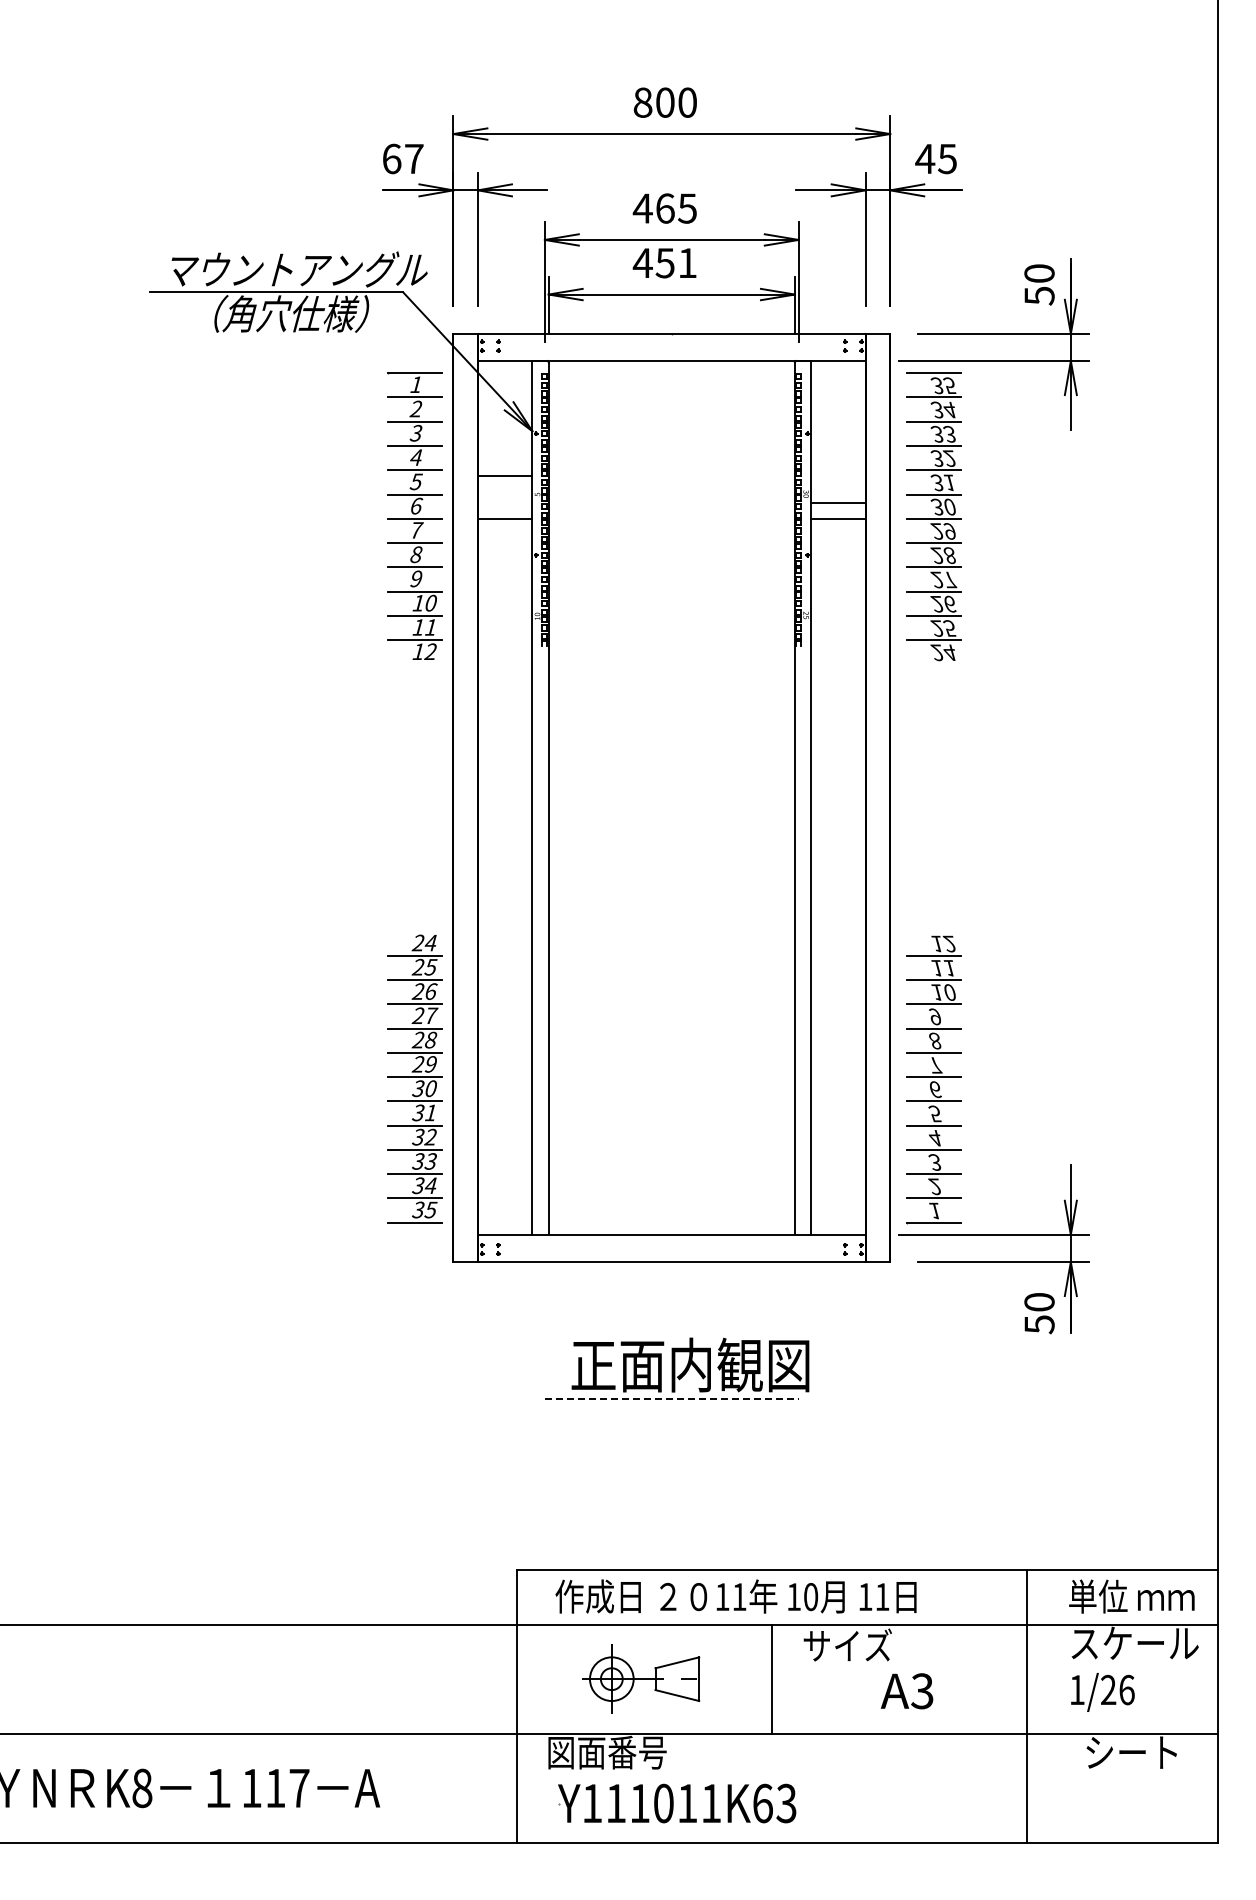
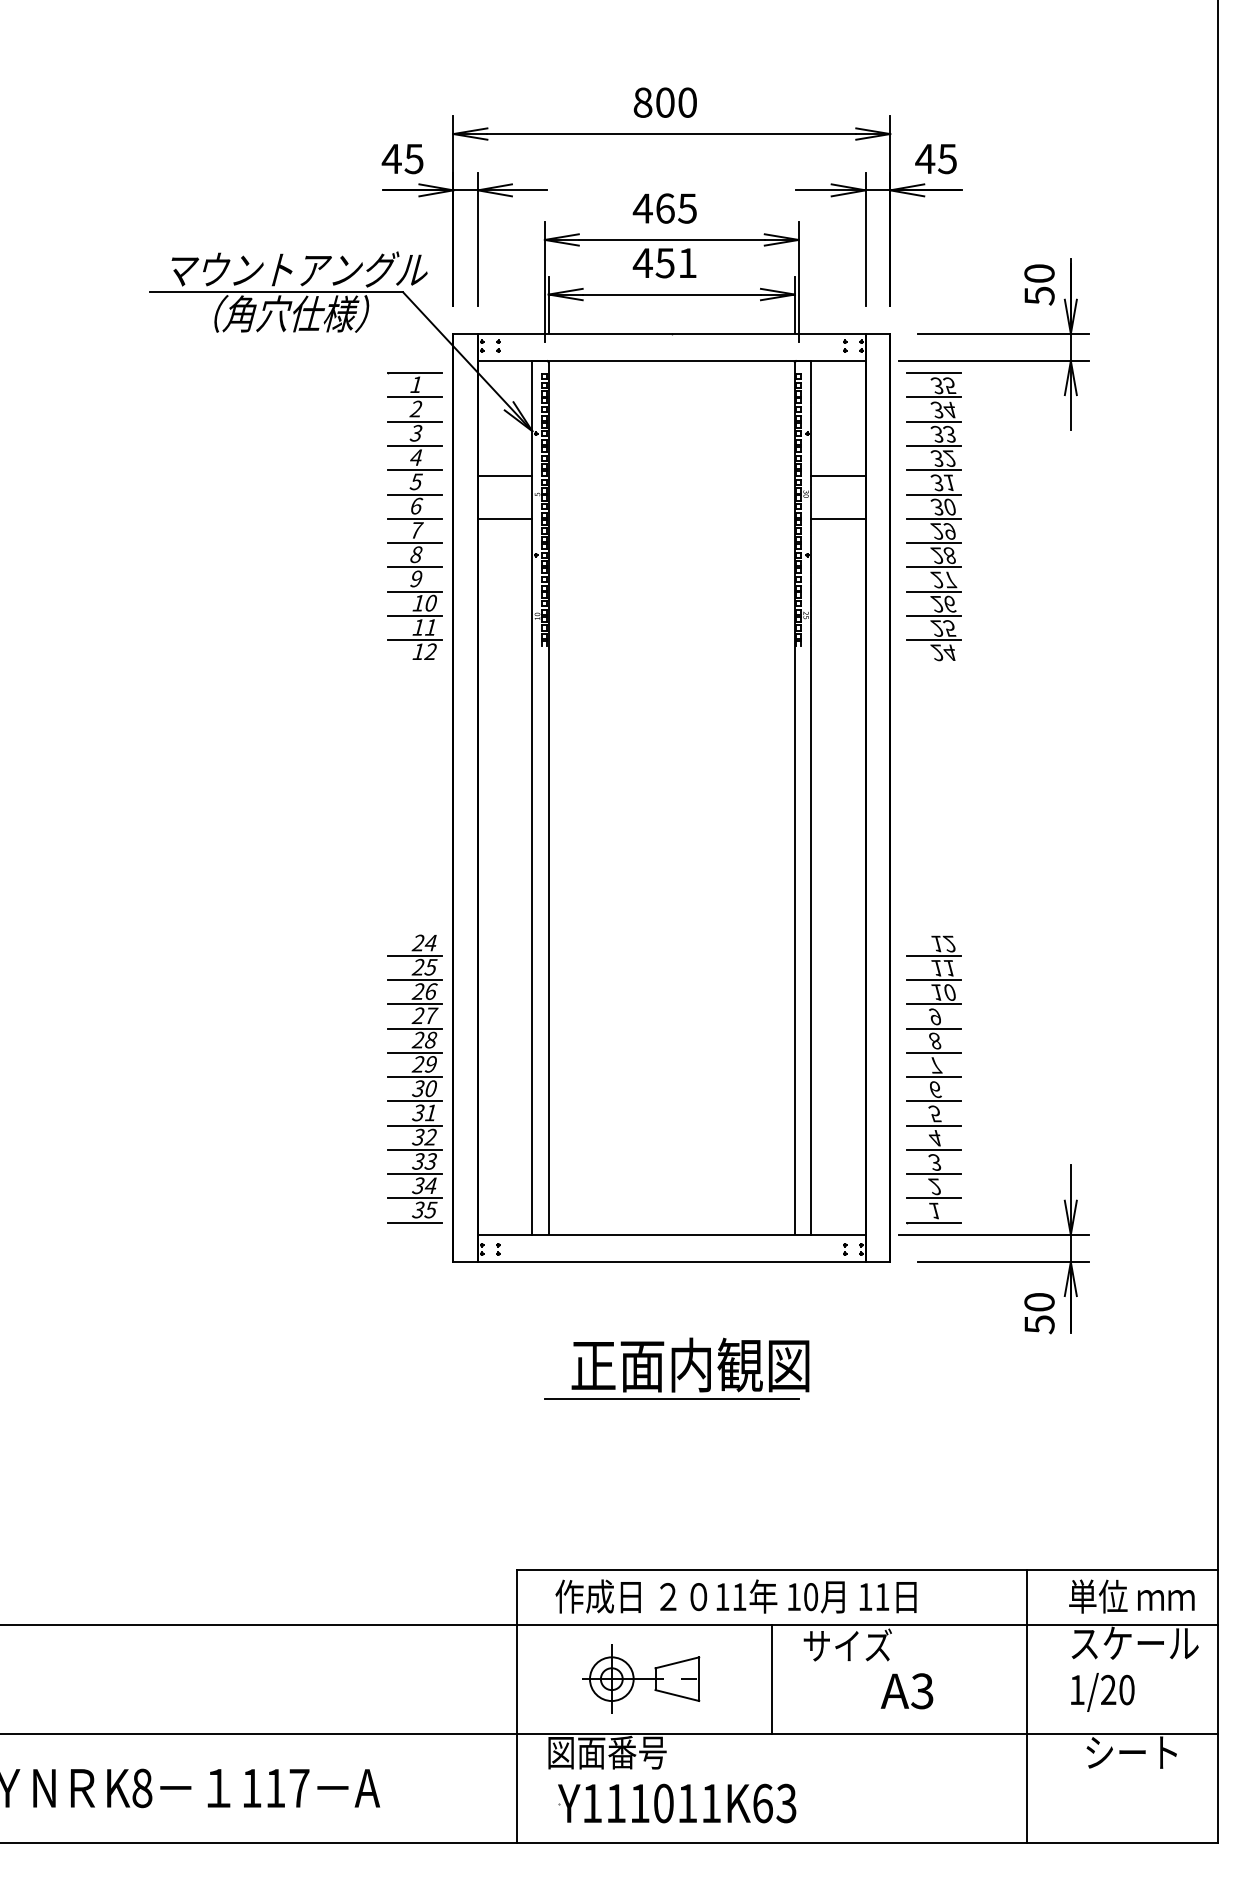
text: 67 -> 45 (402, 158)
line position: (838, 502) -> (838, 475) (838, 475)
line: dashed -> solid (672, 1398)
text: 1/26 -> 1/20 (1126, 1689)
